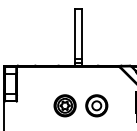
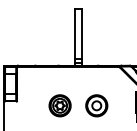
part position: (64, 105) -> (59, 105) (59, 105)
